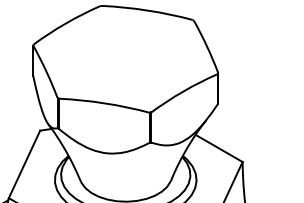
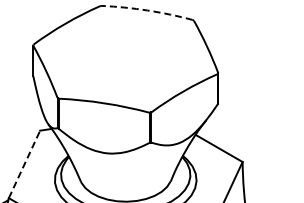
arc: solid -> dashed (147, 10)
line: solid -> dashed (24, 163)
